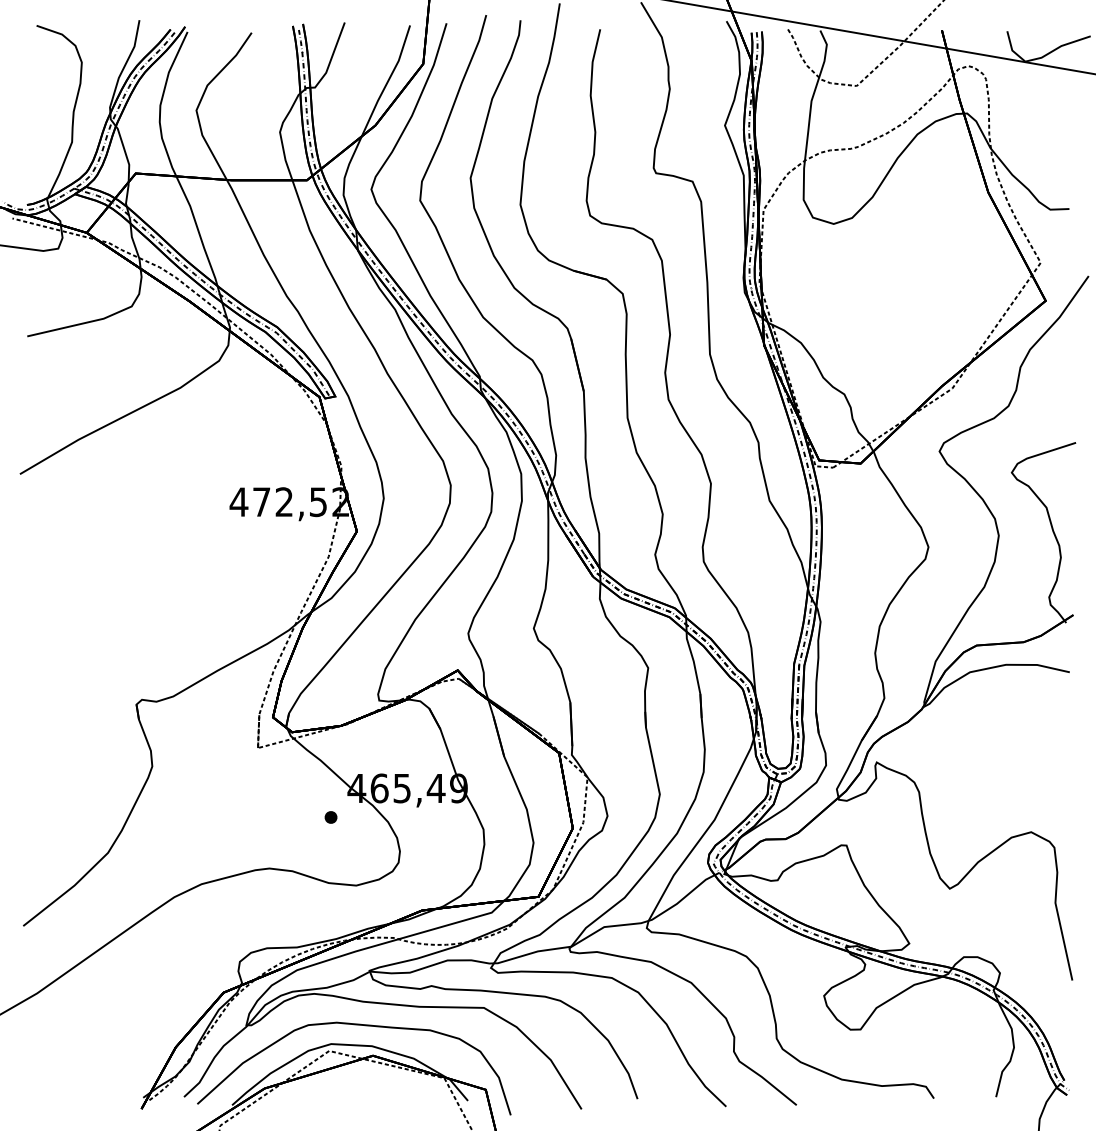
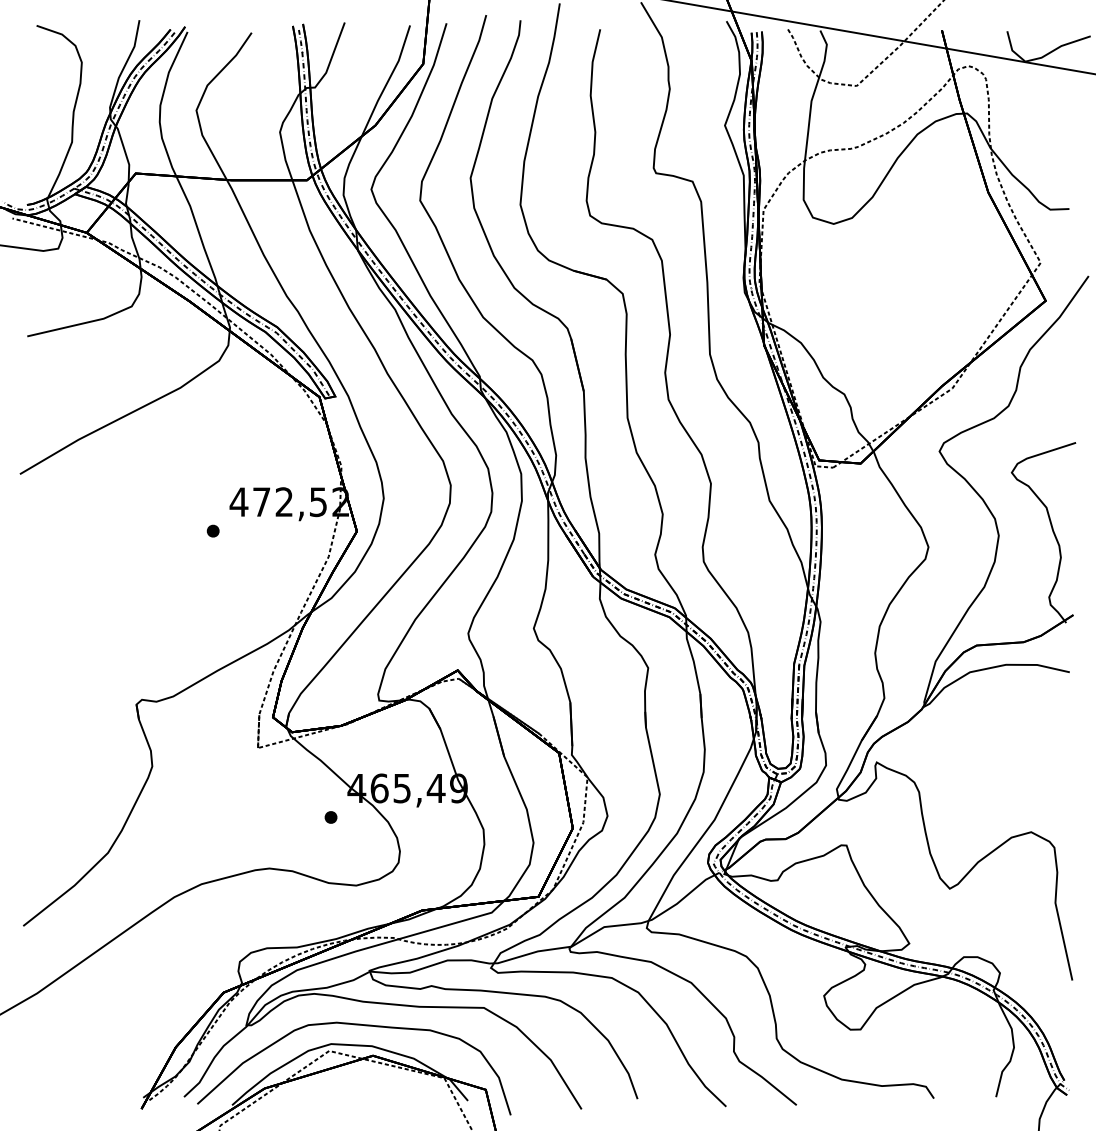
part: none -> present (212, 530)
